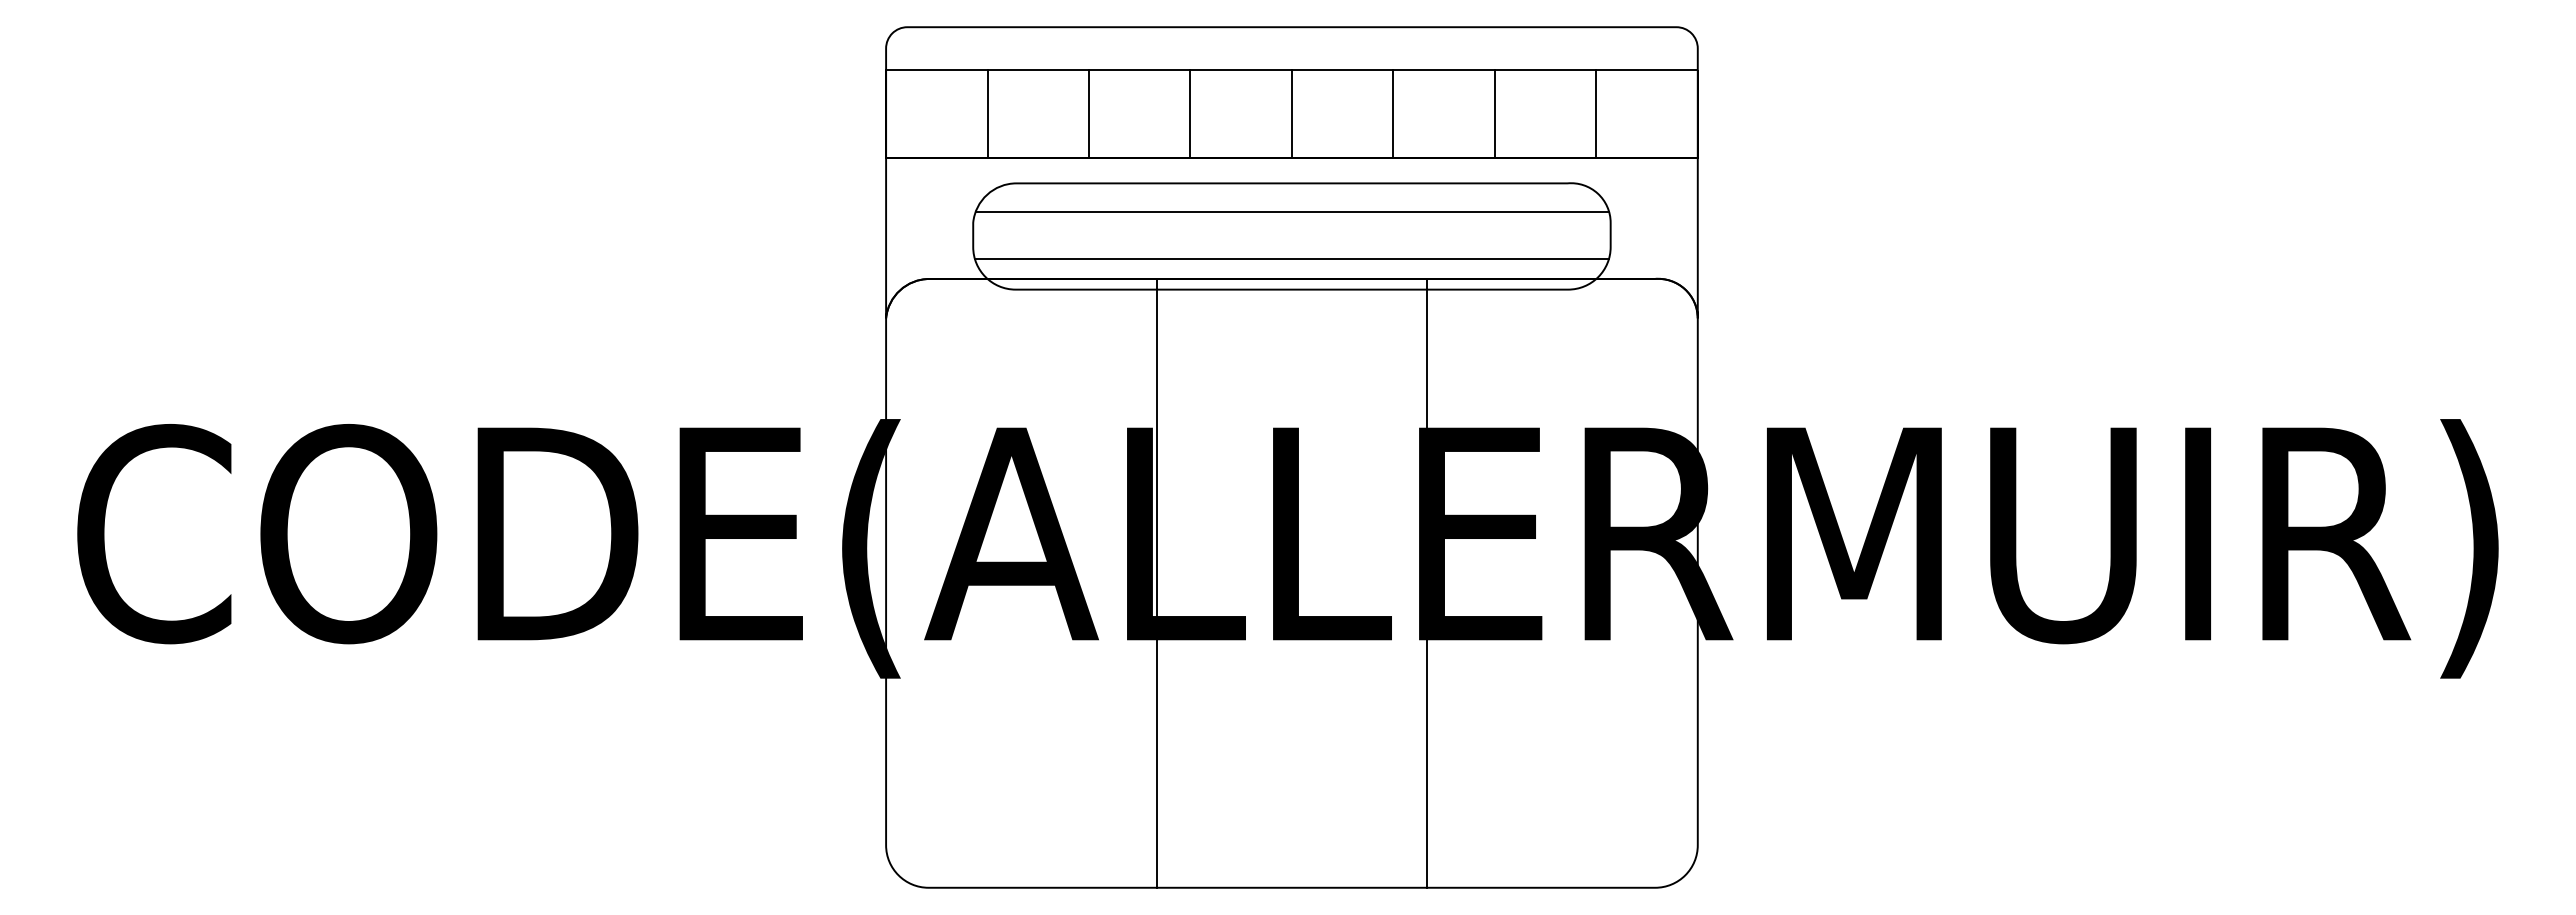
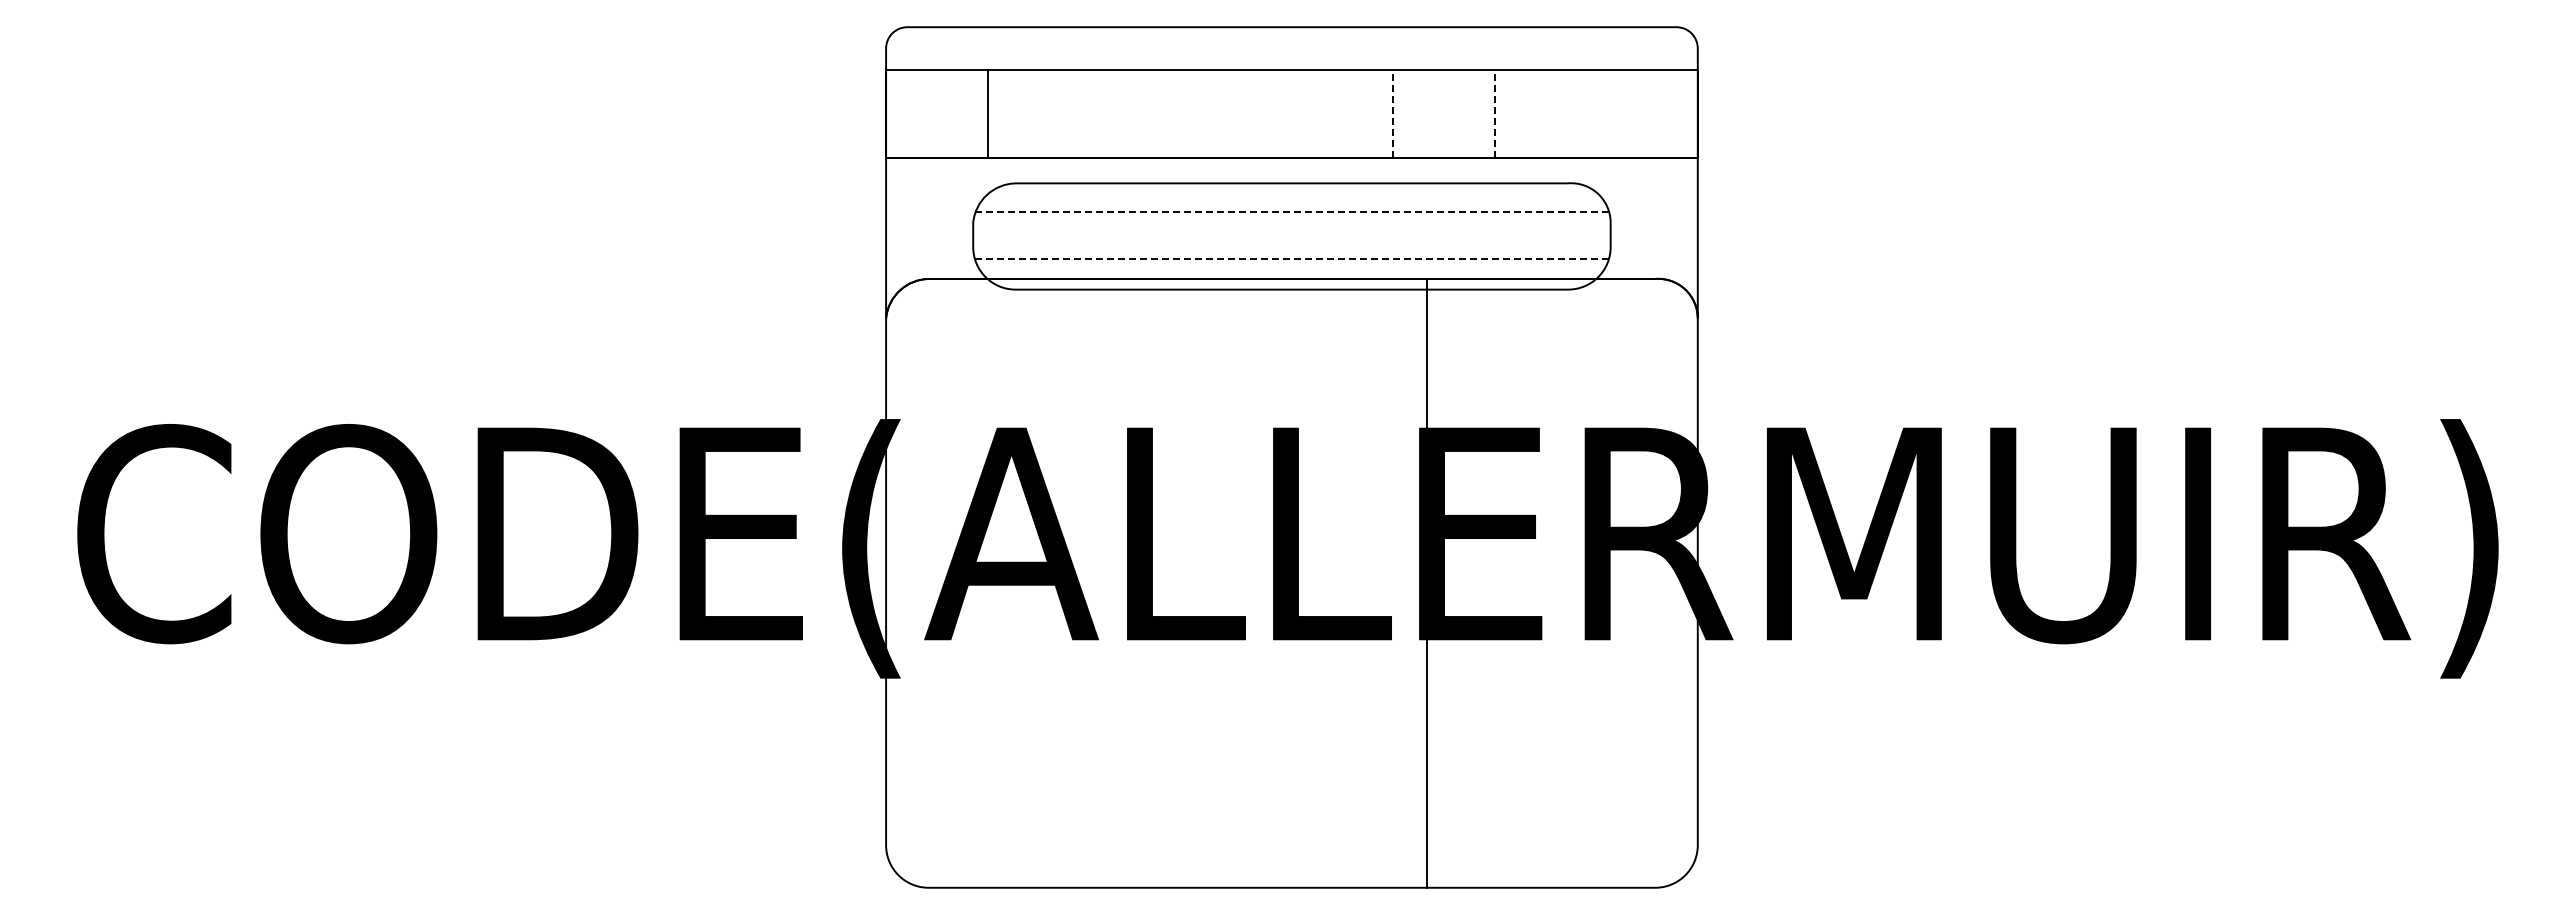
line: present -> none (1089, 113)
line: present -> none (1190, 113)
line: present -> none (1291, 113)
line: solid -> dashed (1393, 113)
line: solid -> dashed (1494, 113)
line: present -> none (1596, 113)
line: solid -> dashed (1292, 212)
line: solid -> dashed (1292, 258)
line: present -> none (1156, 583)
